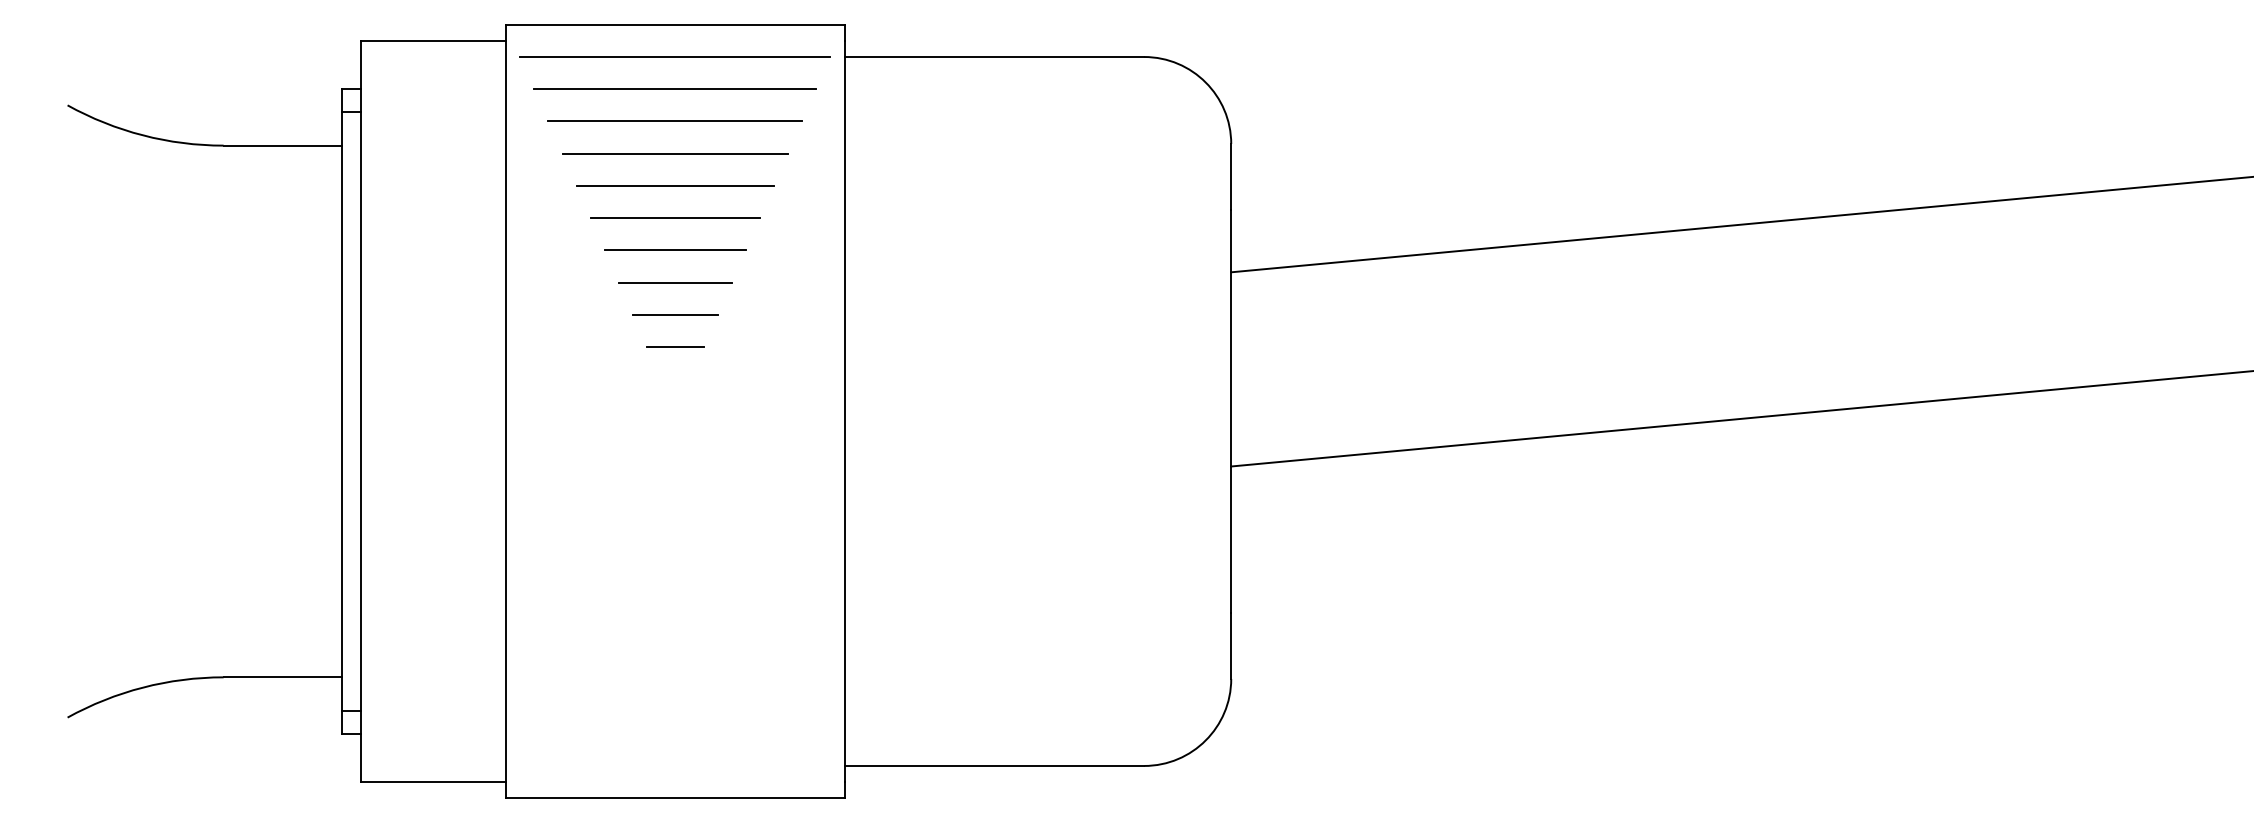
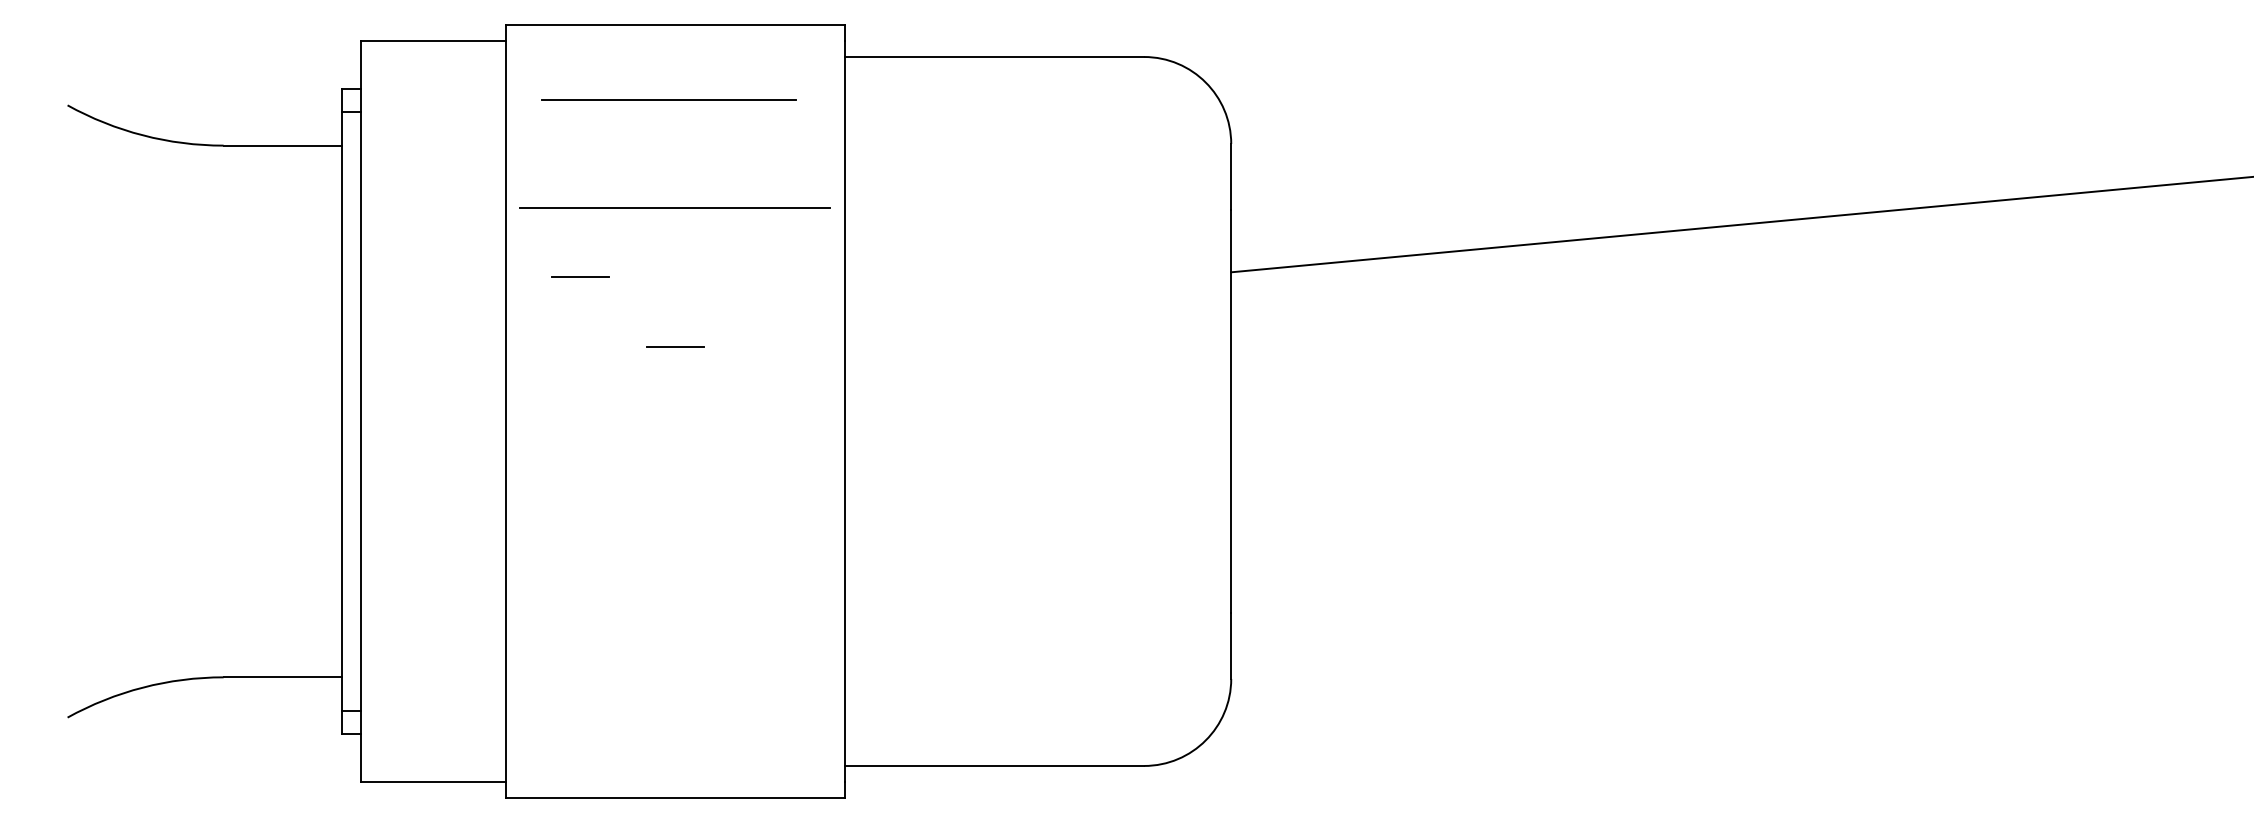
line position: (674, 56) -> (674, 207) (674, 207)
line: present -> none (675, 89)
line position: (674, 120) -> (668, 99) (668, 99)
line: present -> none (675, 153)
line: present -> none (675, 185)
line: present -> none (674, 218)
line: present -> none (674, 250)
line: none -> present (580, 276)
line: present -> none (674, 282)
line: present -> none (675, 314)
line: present -> none (1740, 418)
